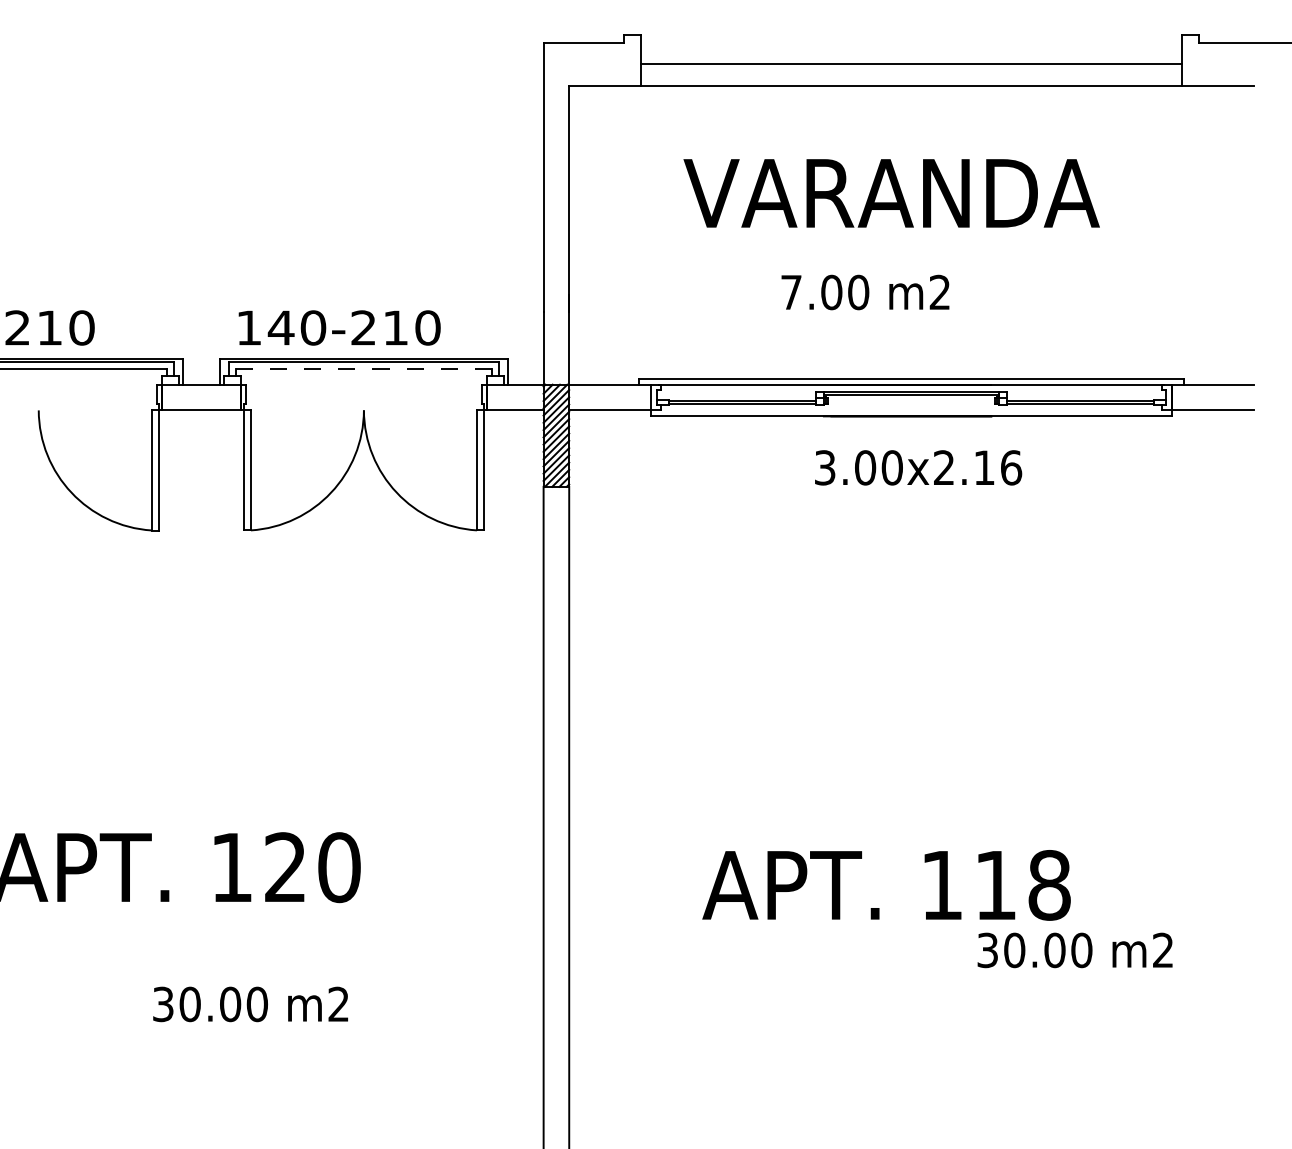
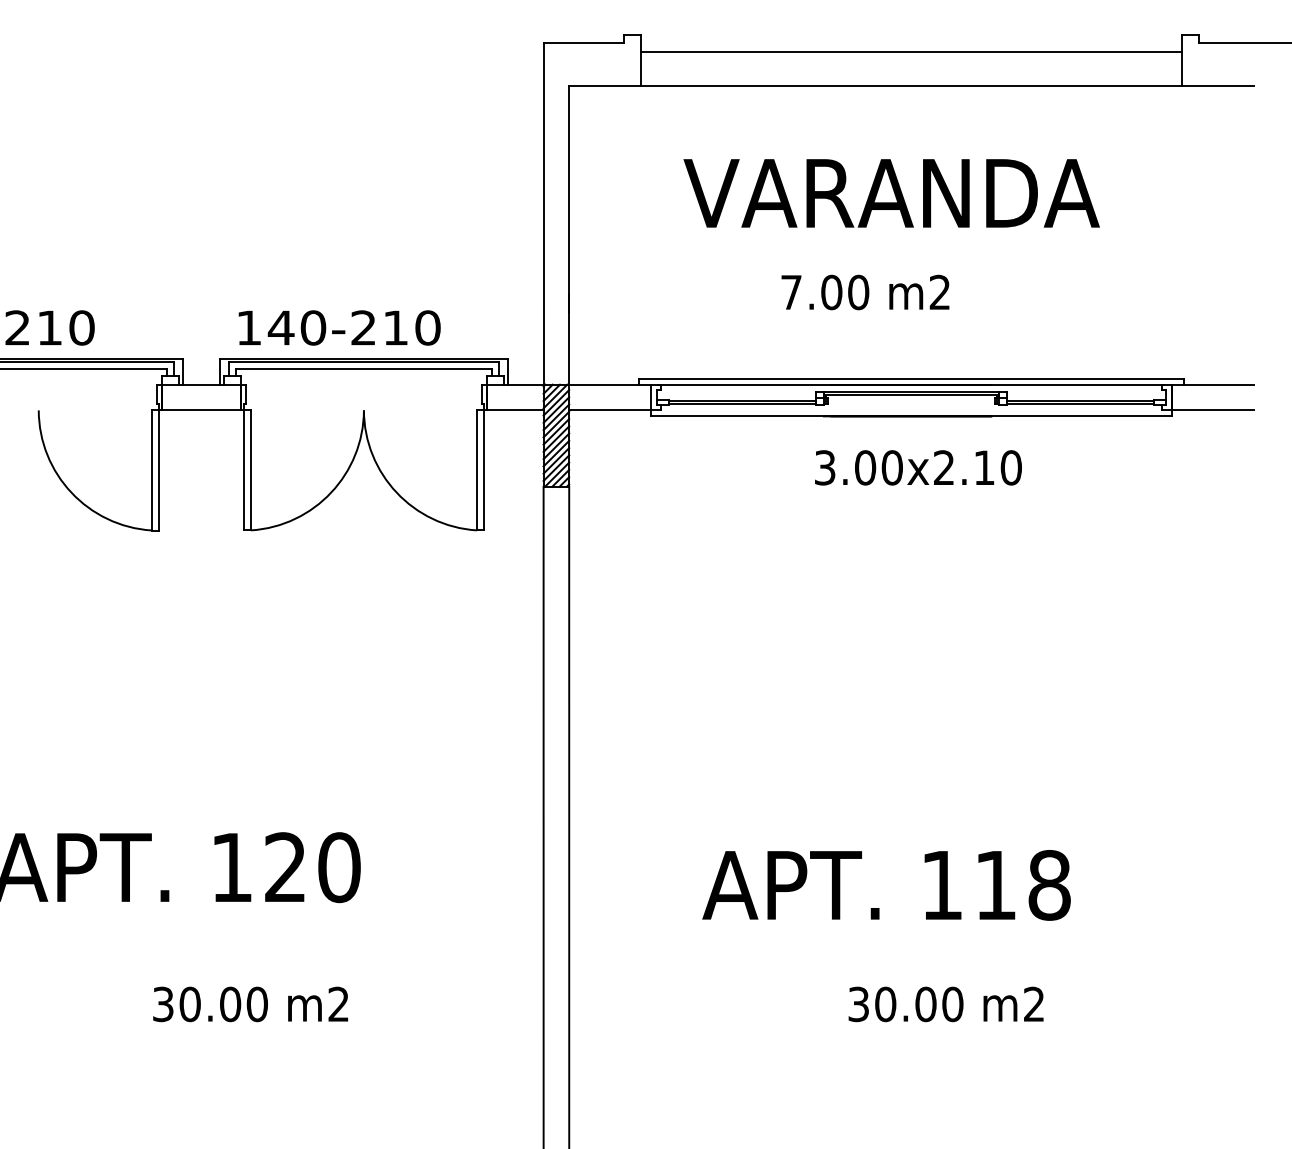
line position: (911, 63) -> (911, 51) (911, 51)
line: dashed -> solid (364, 369)
text: 3.00x2.16 -> 3.00x2.10 (1011, 467)
text position: (1074, 950) -> (945, 1004) (945, 1004)
